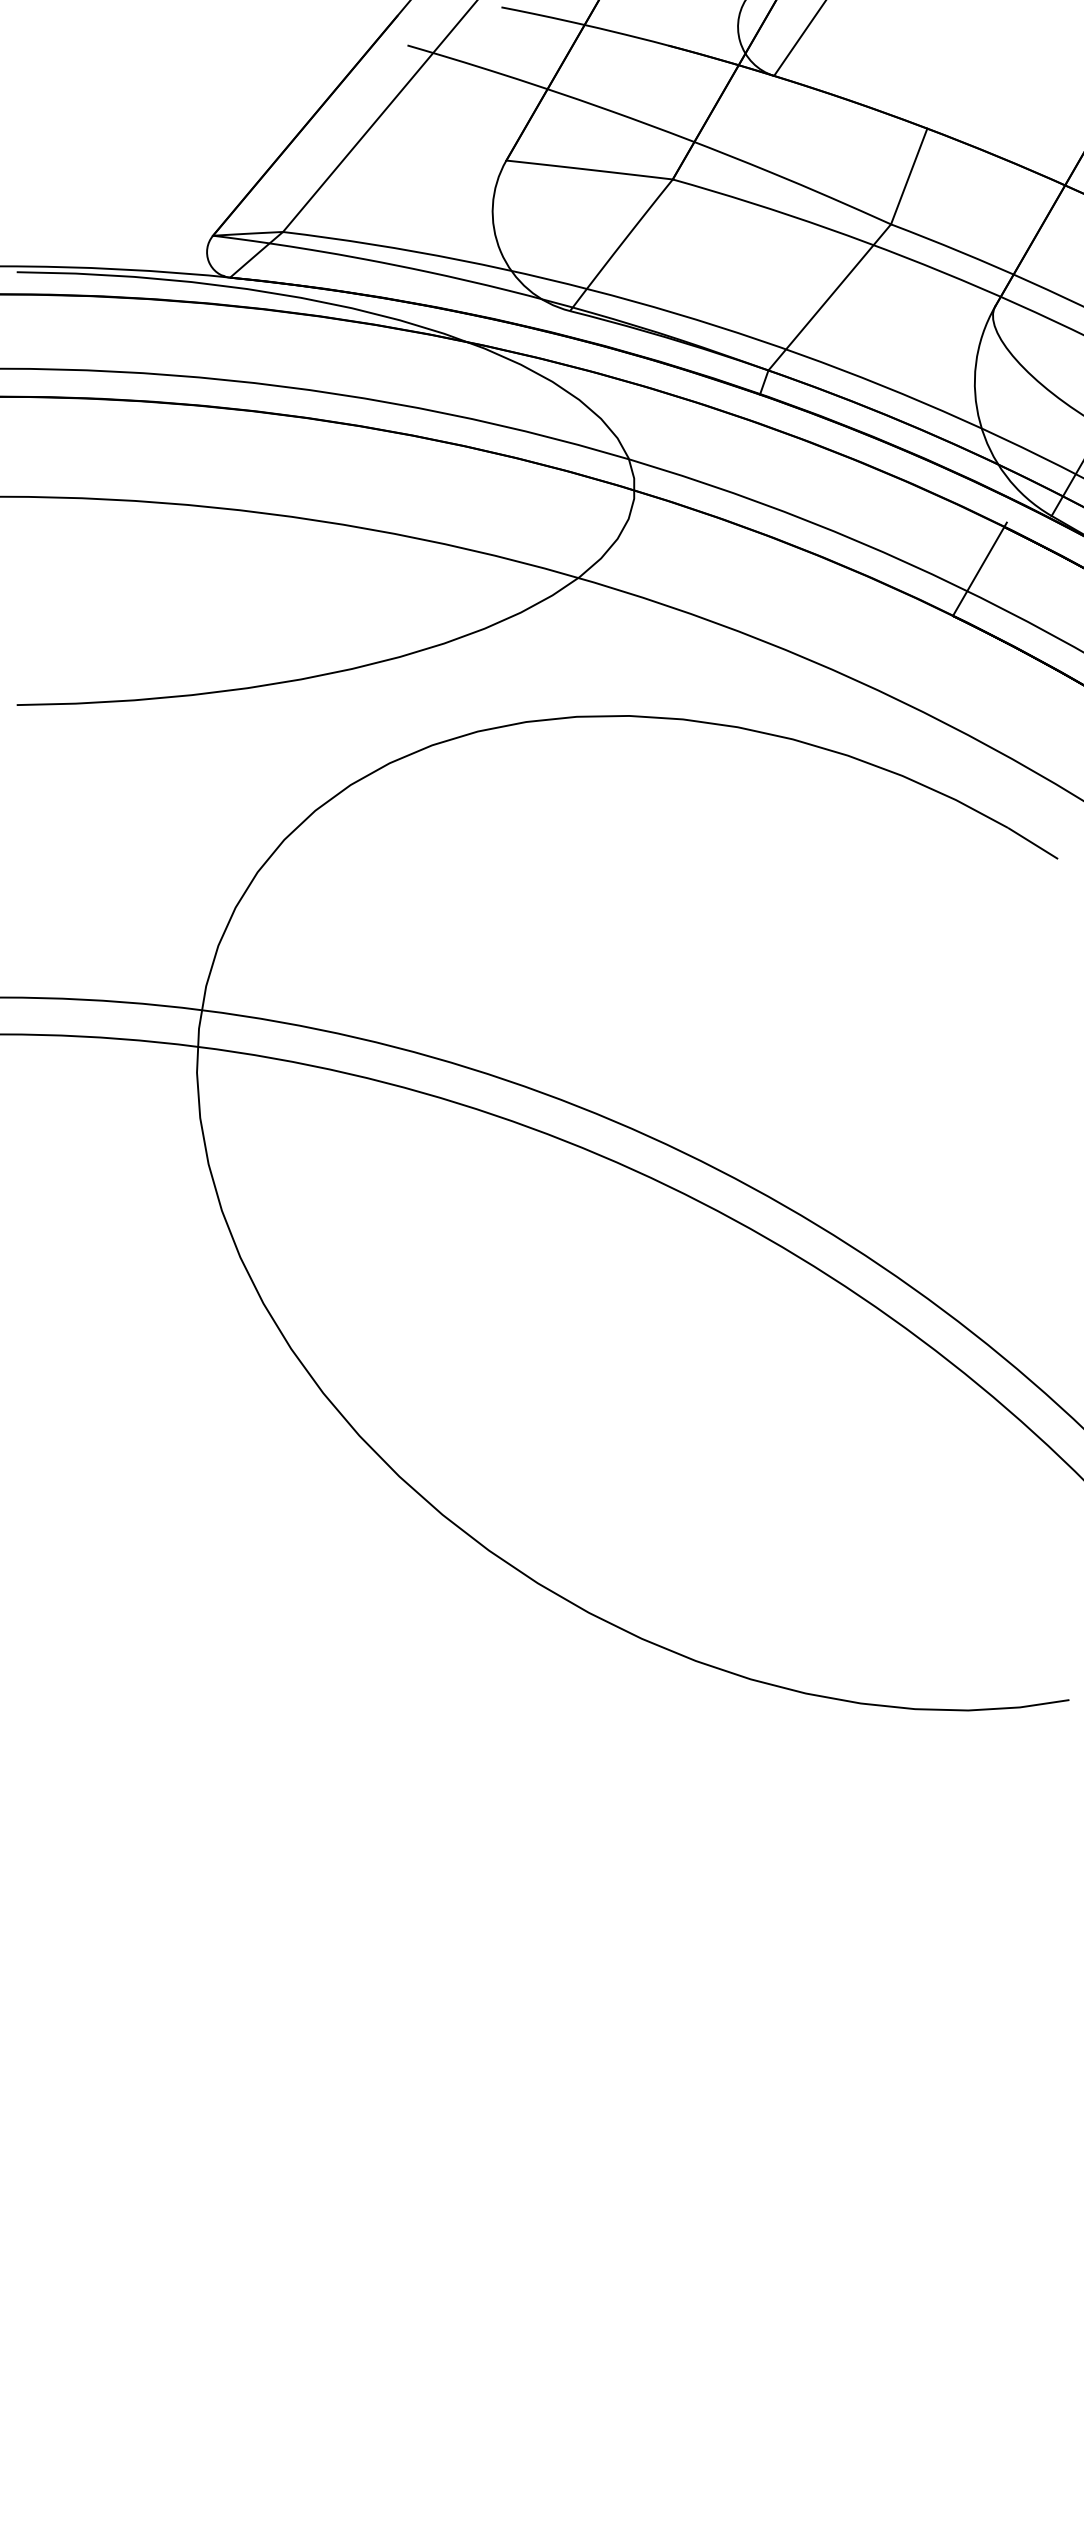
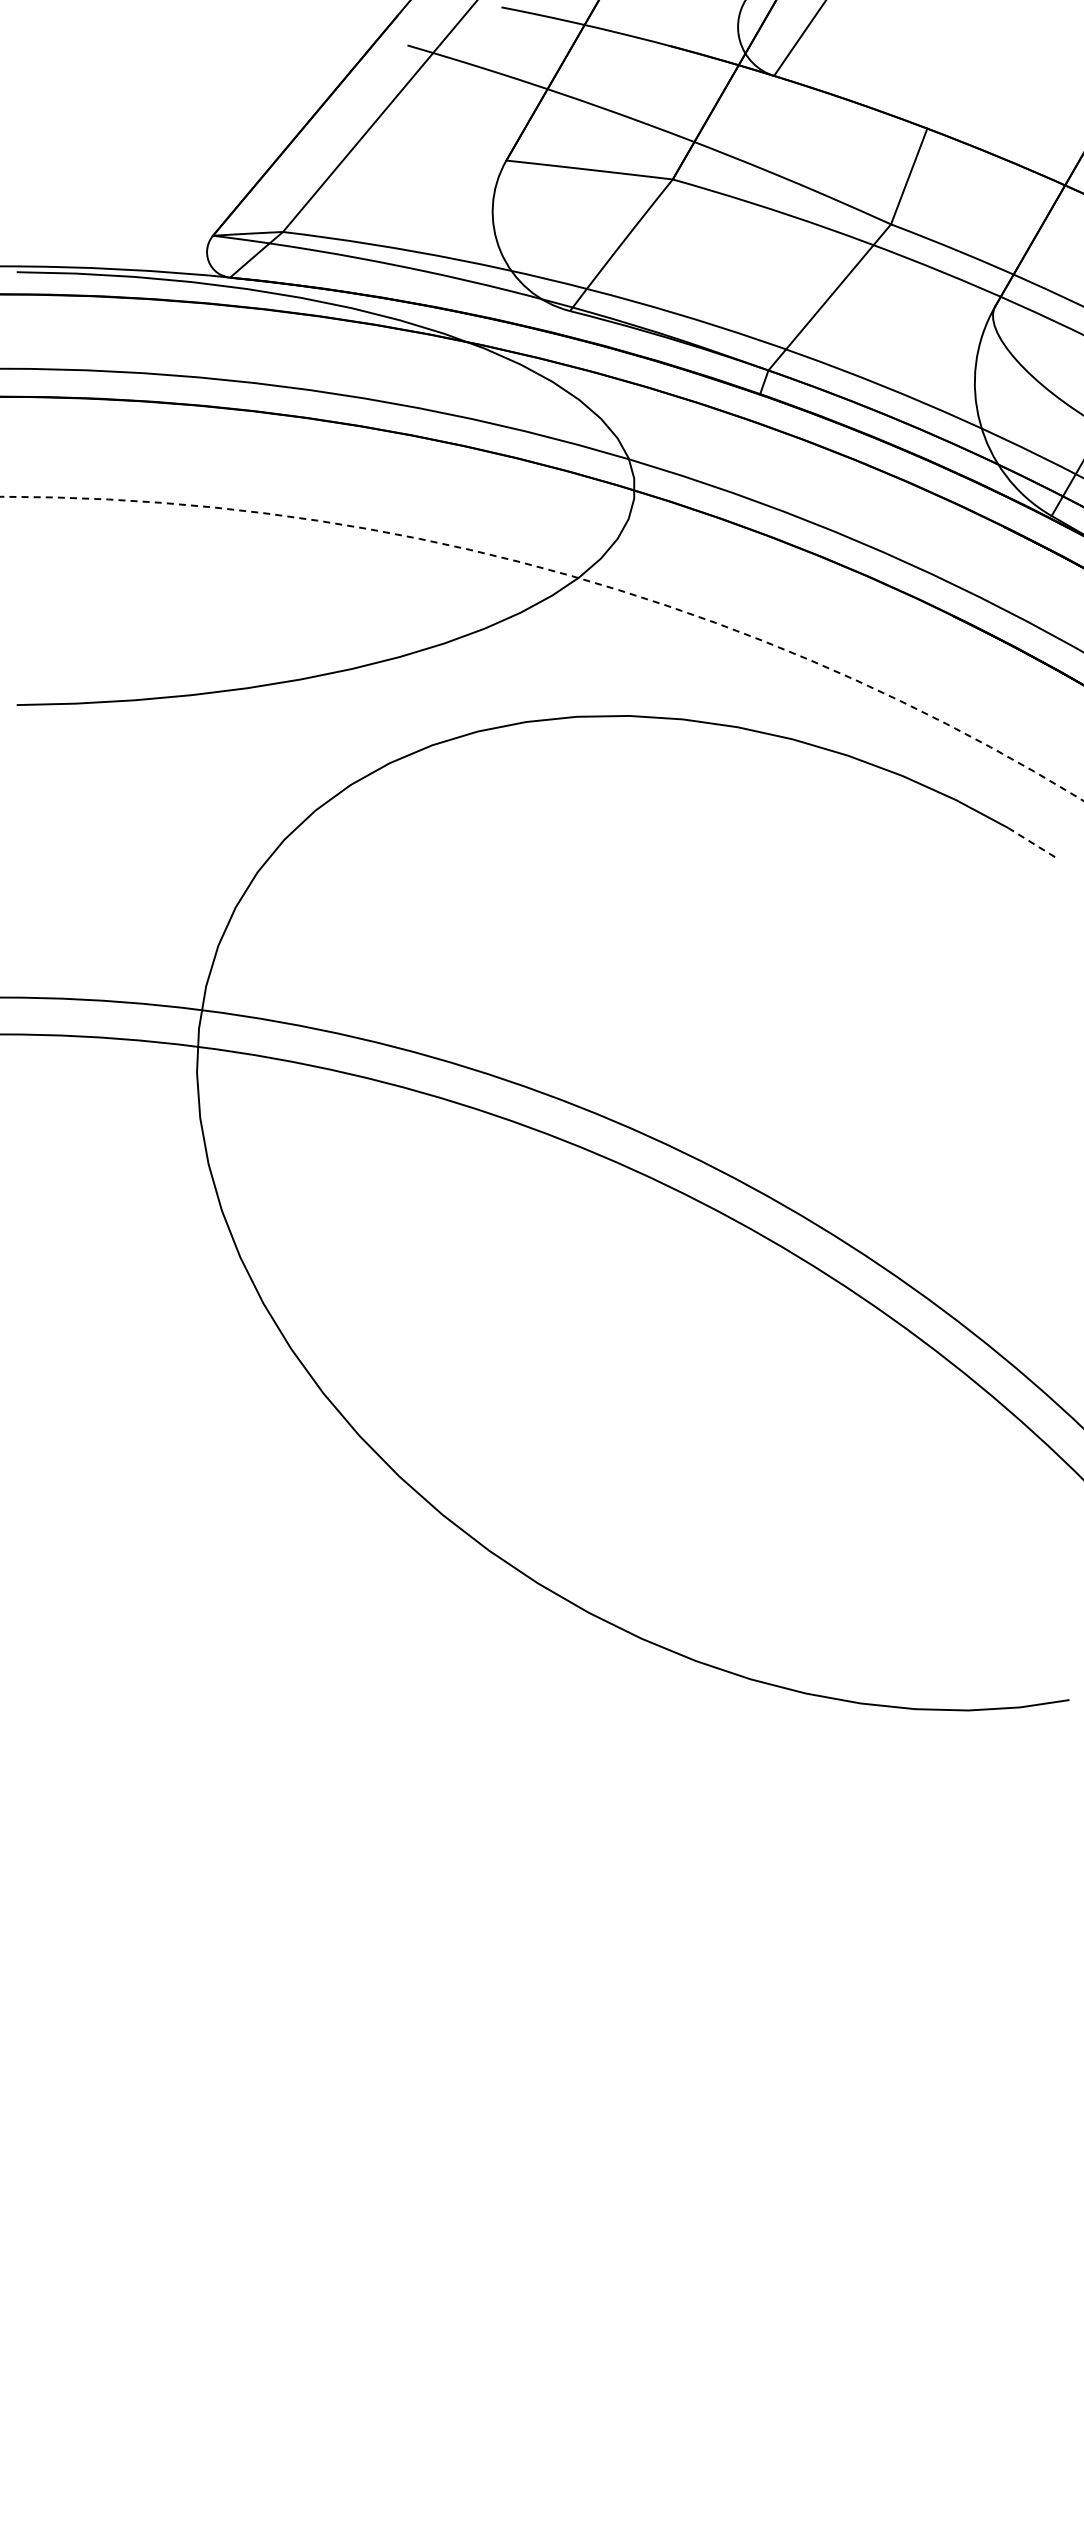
line: present -> none (979, 568)
circle: solid -> dashed (541, 648)
line: solid -> dashed (1033, 843)
